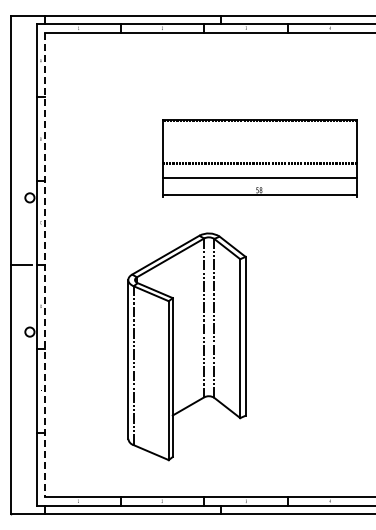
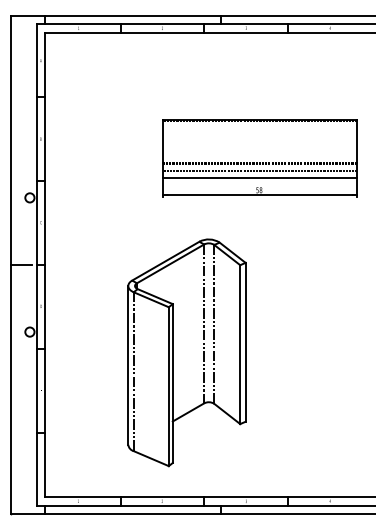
line: none -> present (259, 171)
line: dashed -> solid (45, 265)
part position: (186, 346) -> (186, 352) (186, 352)
